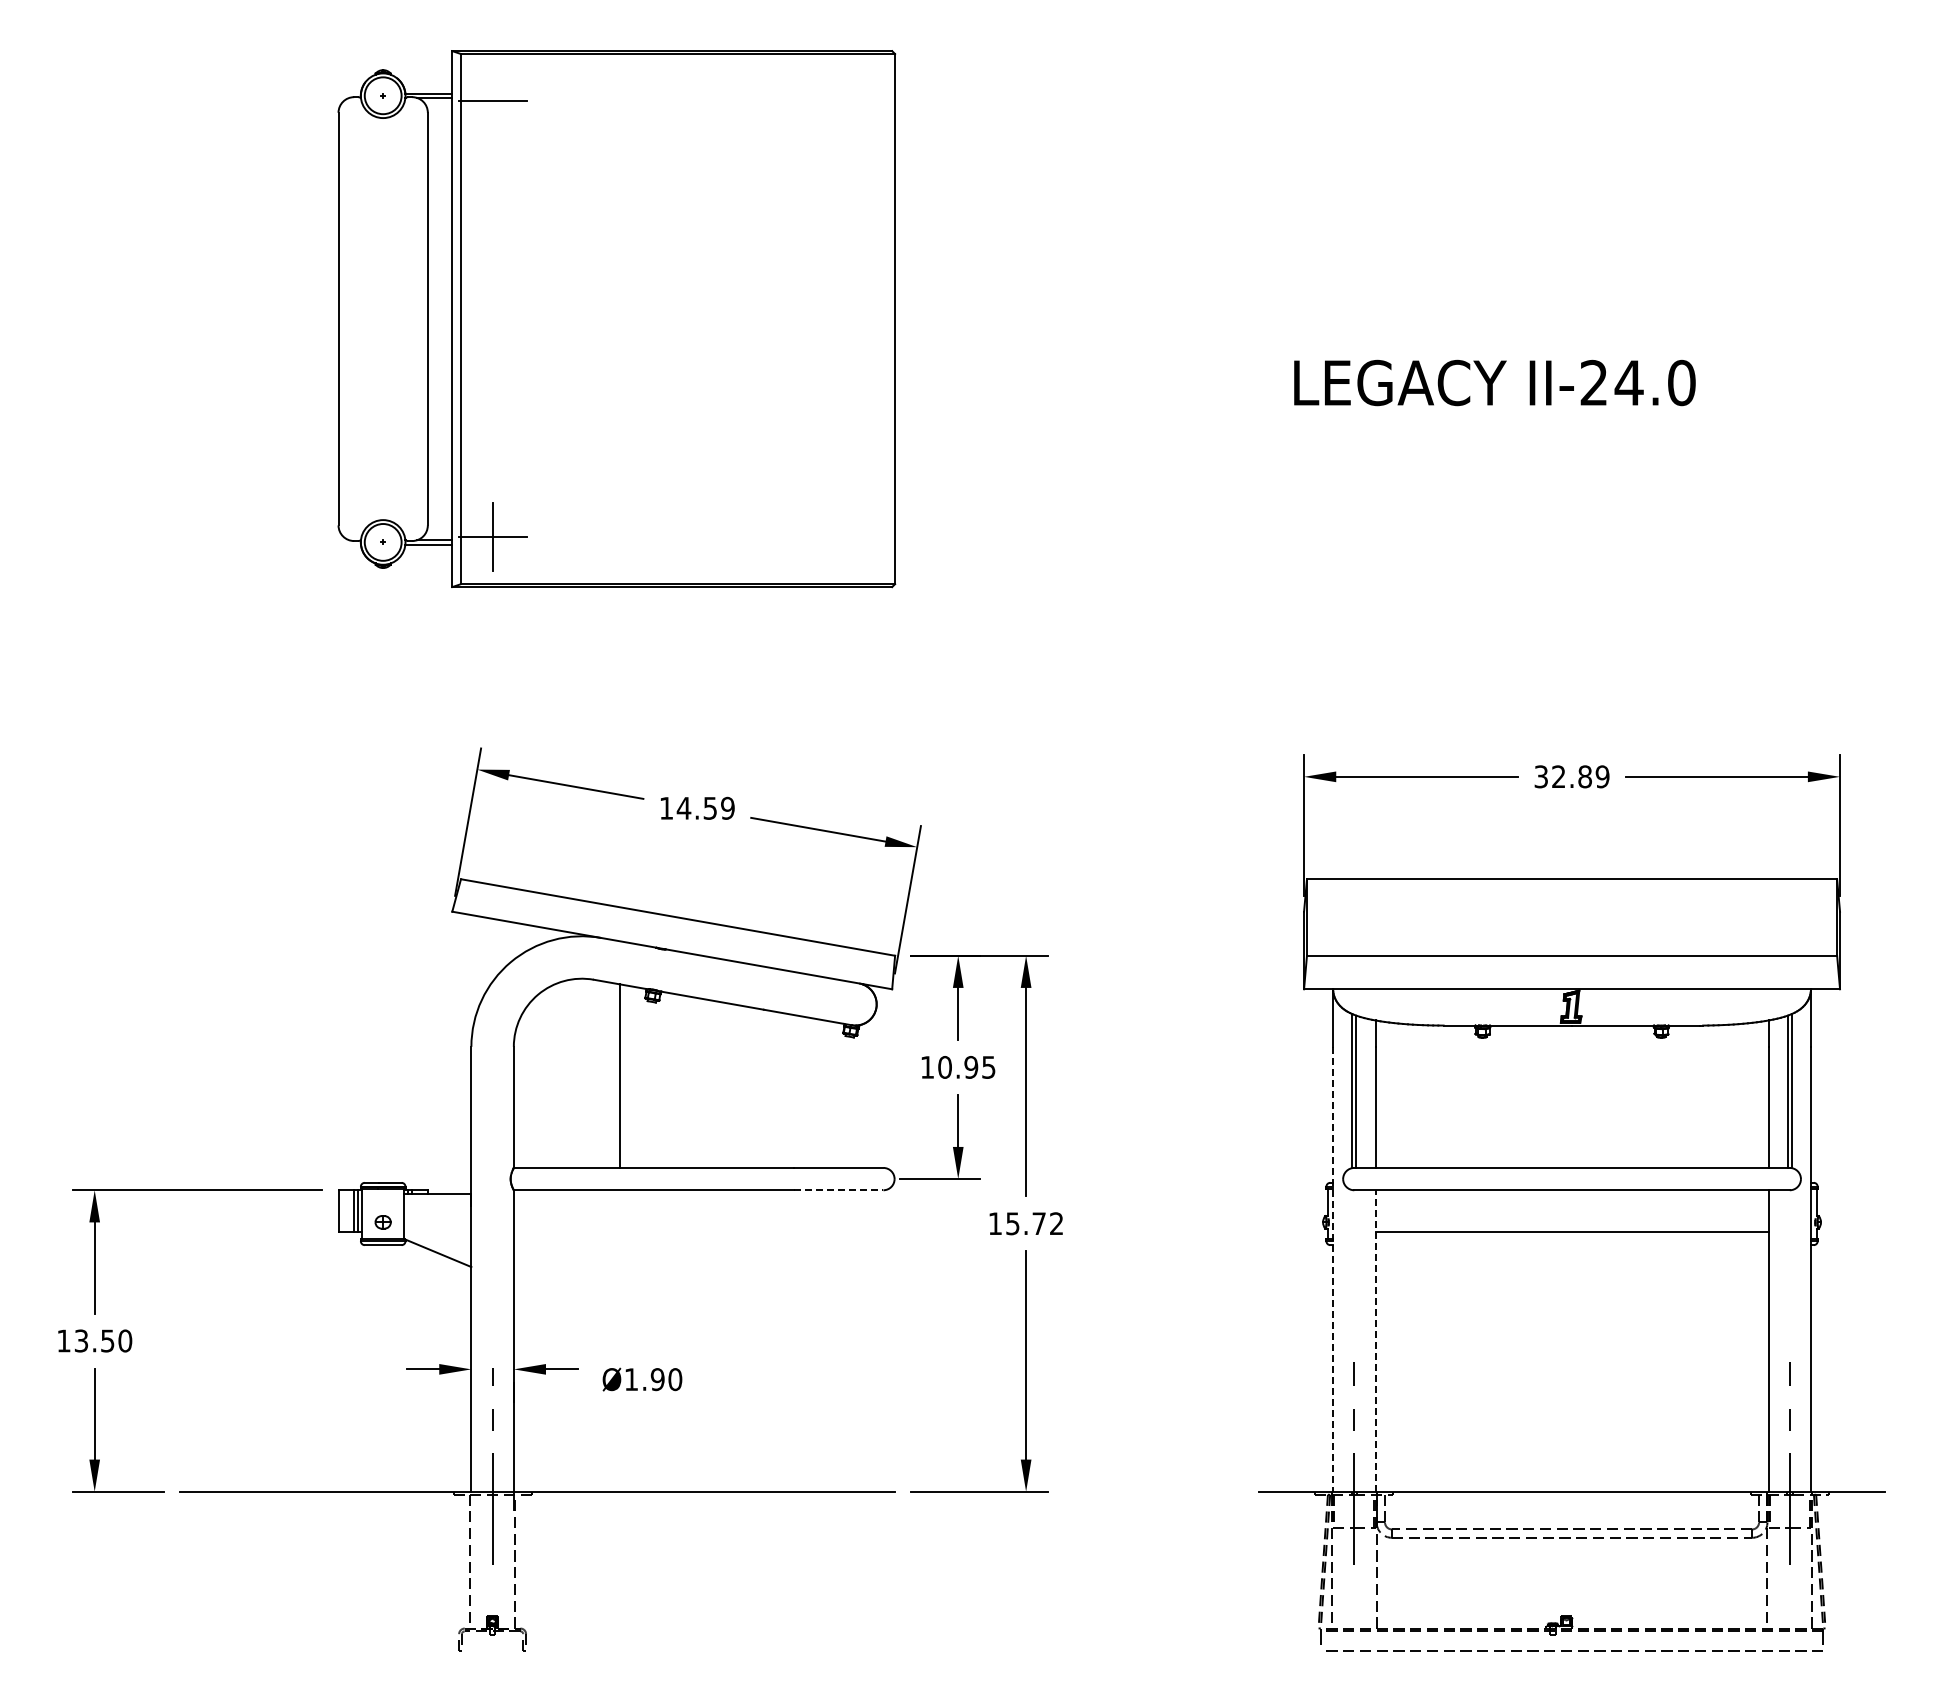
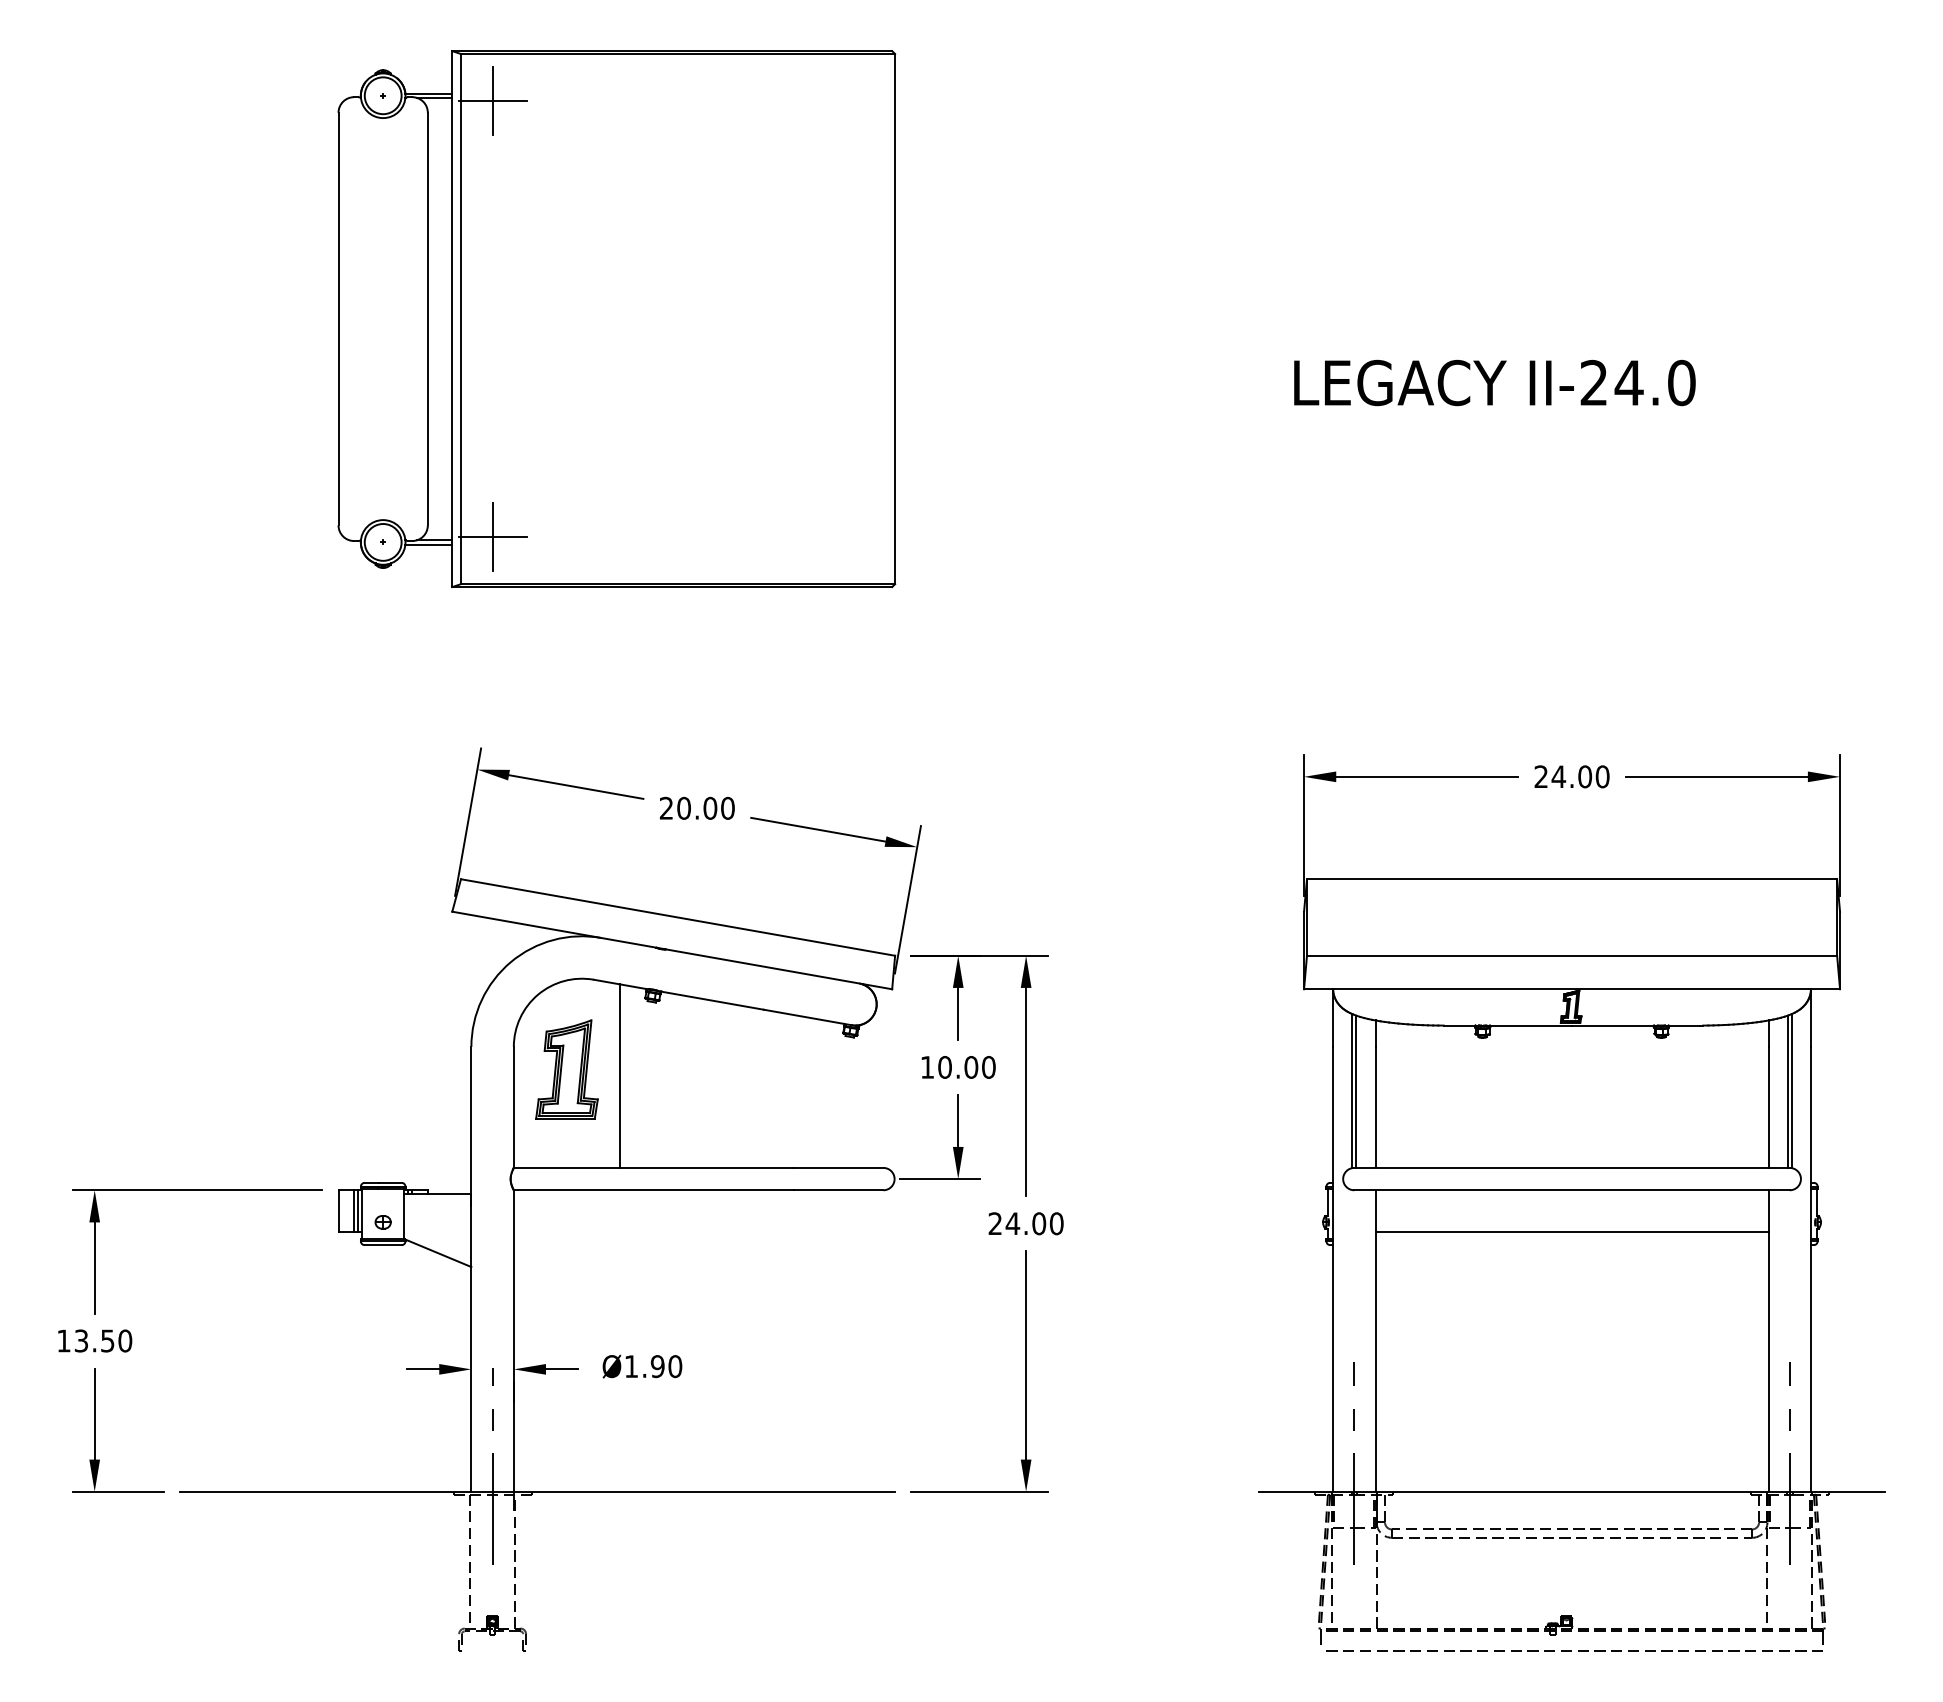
line: none -> present (492, 101)
text: 32.89 -> 24.00 (1571, 776)
text: 14.59 -> 20.00 (696, 807)
text: 10.95 -> 10.00 (979, 1067)
part: none -> present (566, 1069)
line: dashed -> solid (838, 1190)
text: 15.72 -> 24.00 (1025, 1223)
line: dashed -> solid (1333, 1269)
line: dashed -> solid (1375, 1341)
text position: (642, 1379) -> (642, 1366) (642, 1366)
